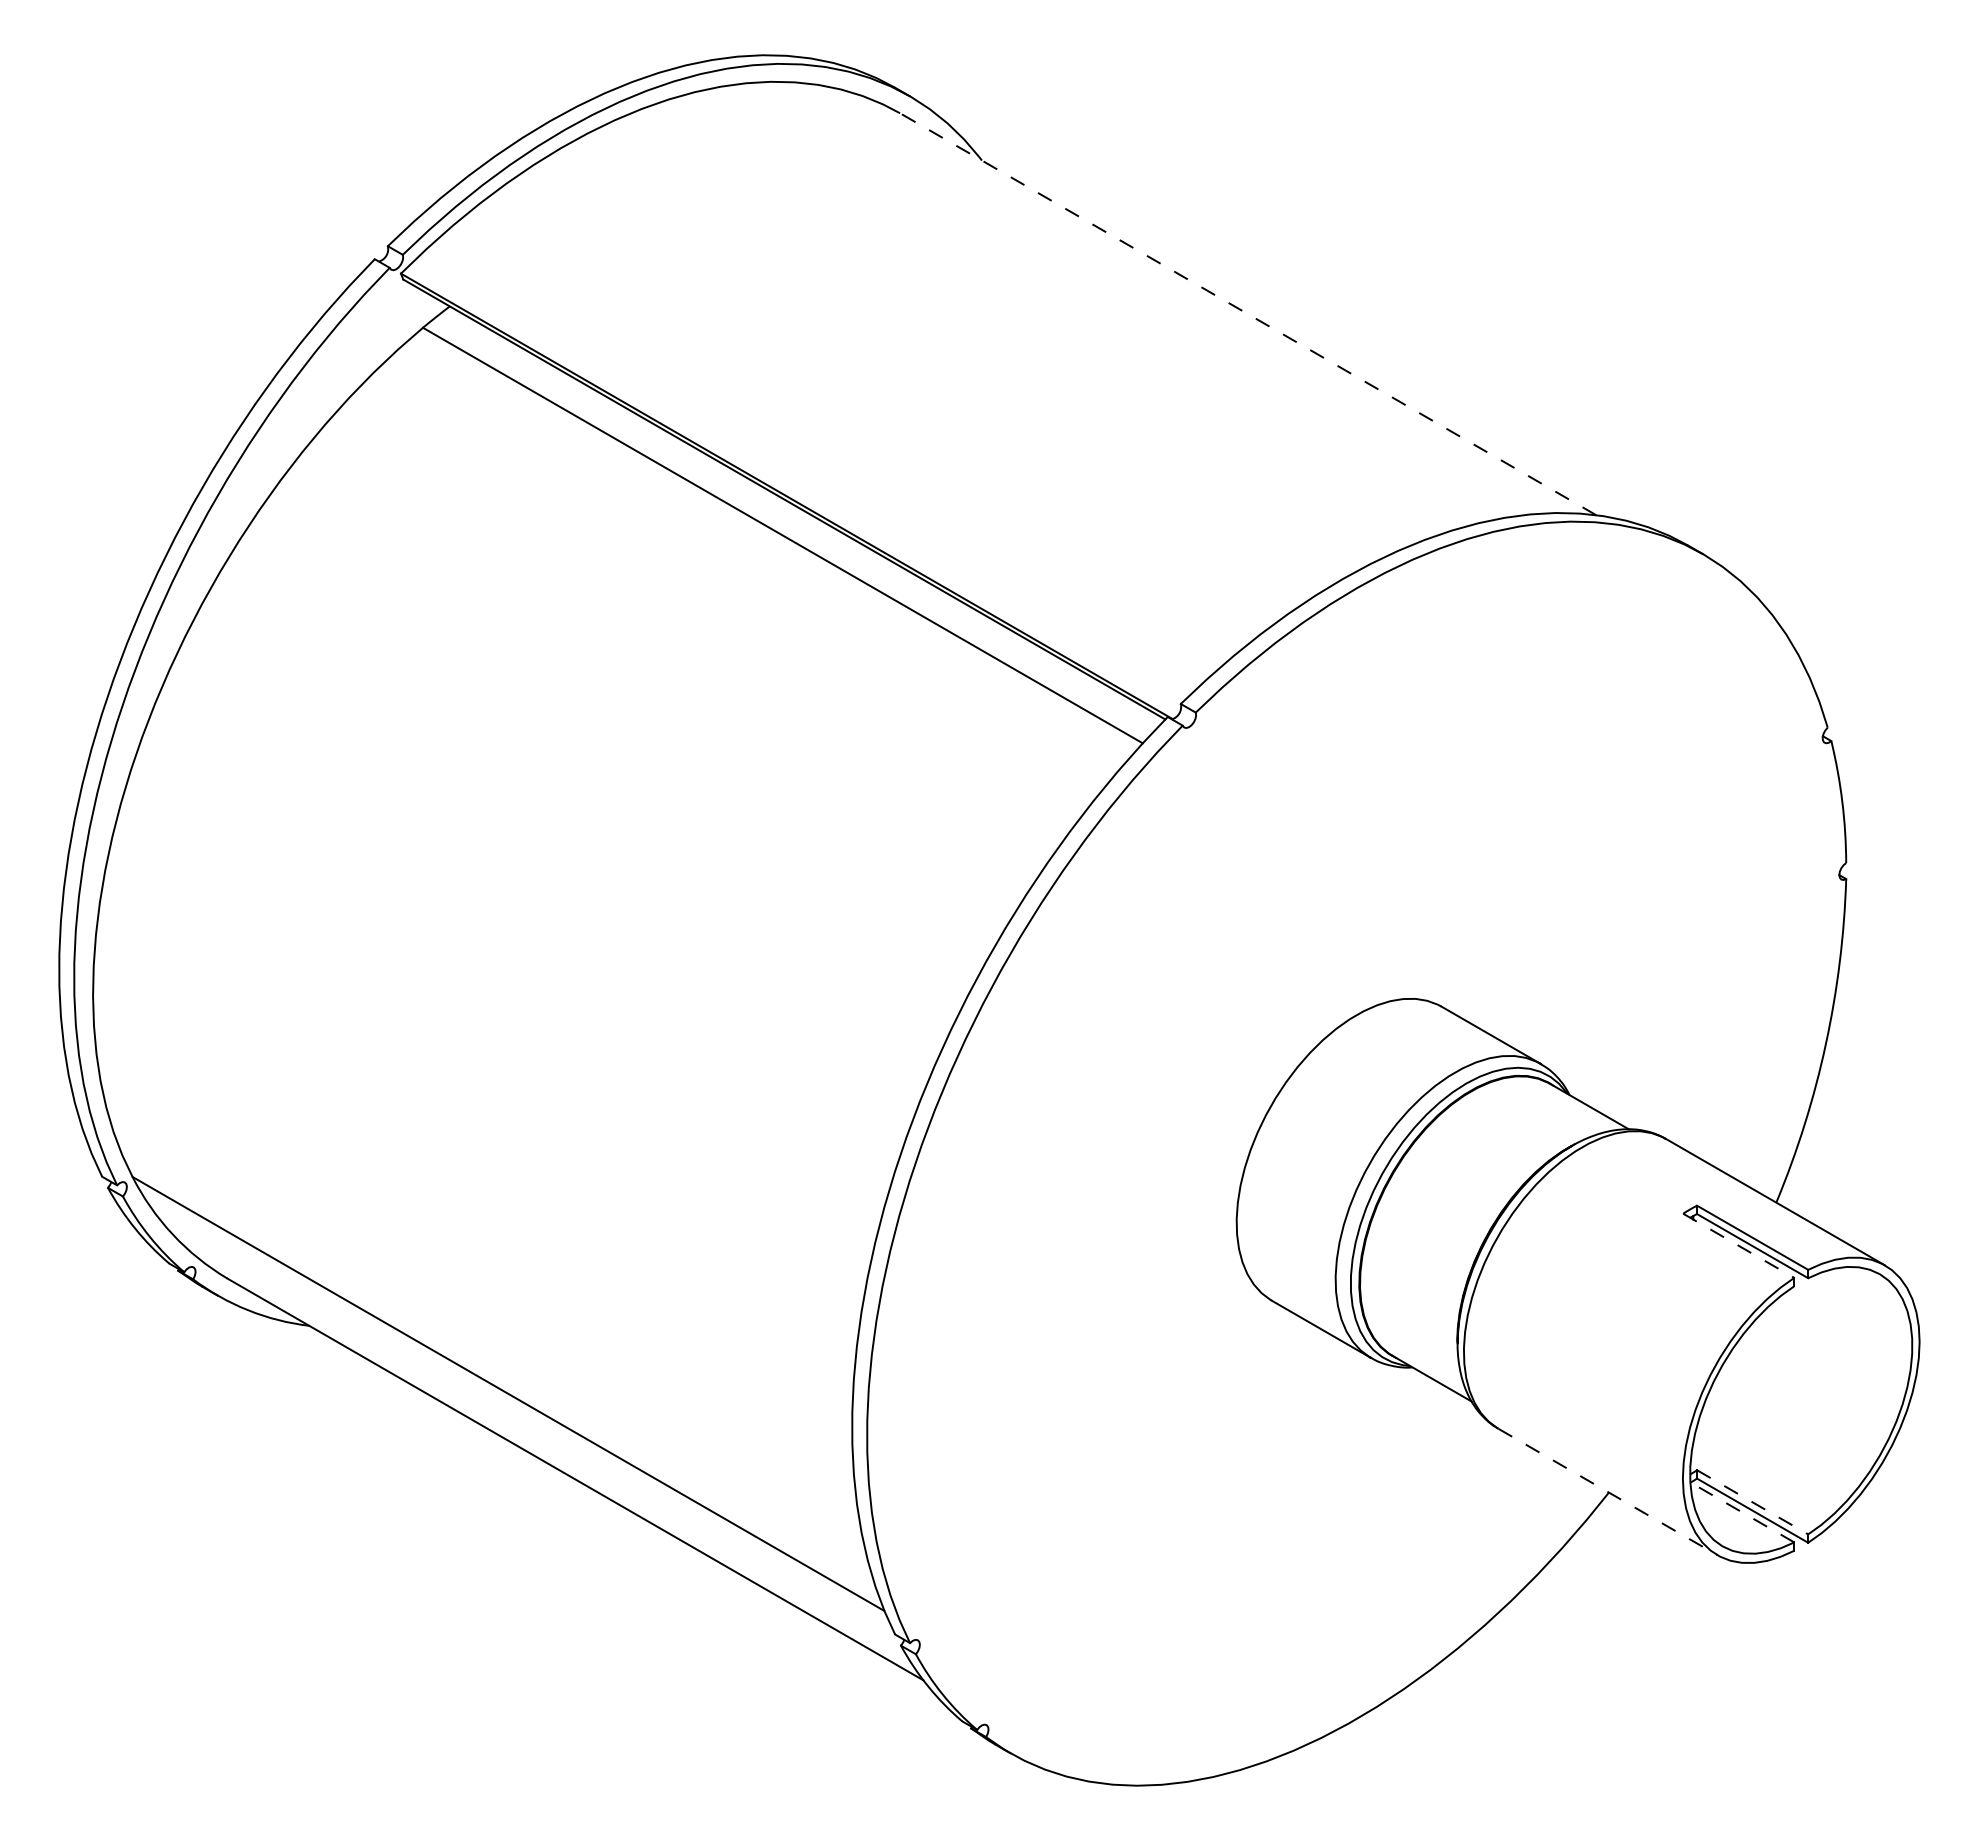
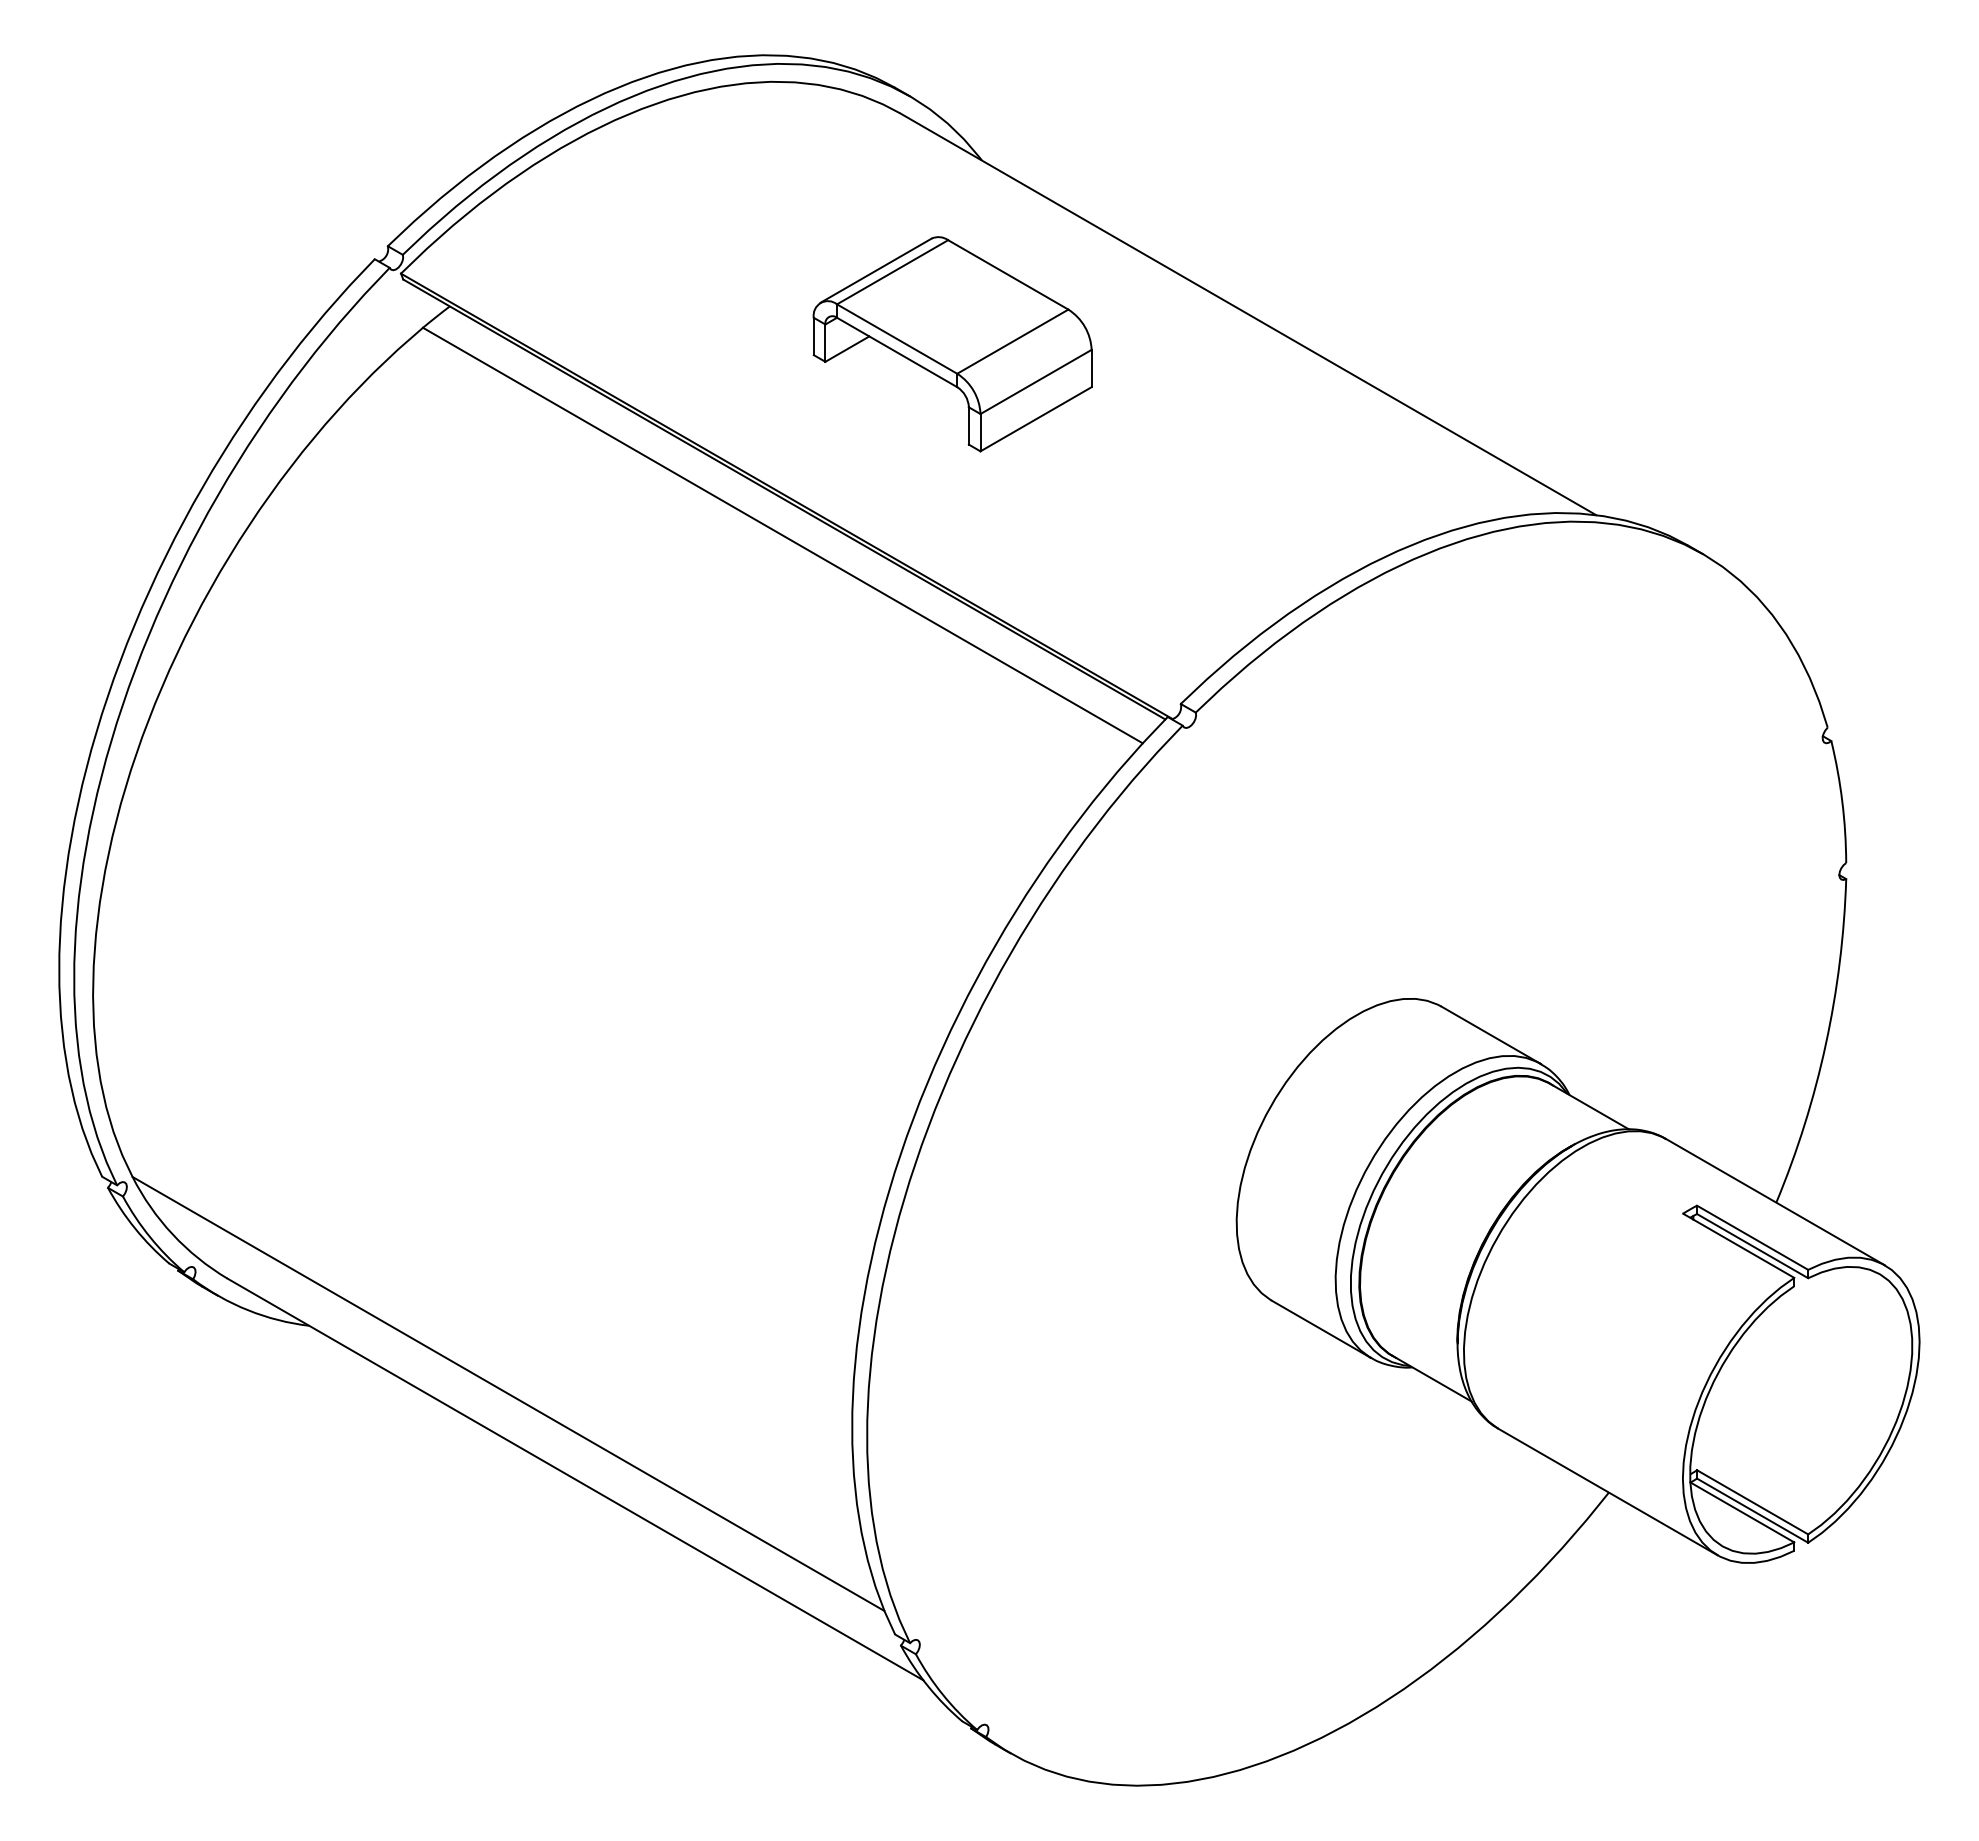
line: dashed -> solid (1248, 314)
part: none -> present (952, 344)
line: dashed -> solid (1739, 1246)
line: dashed -> solid (1608, 1492)
line: dashed -> solid (1753, 1502)
line: dashed -> solid (1741, 1512)
